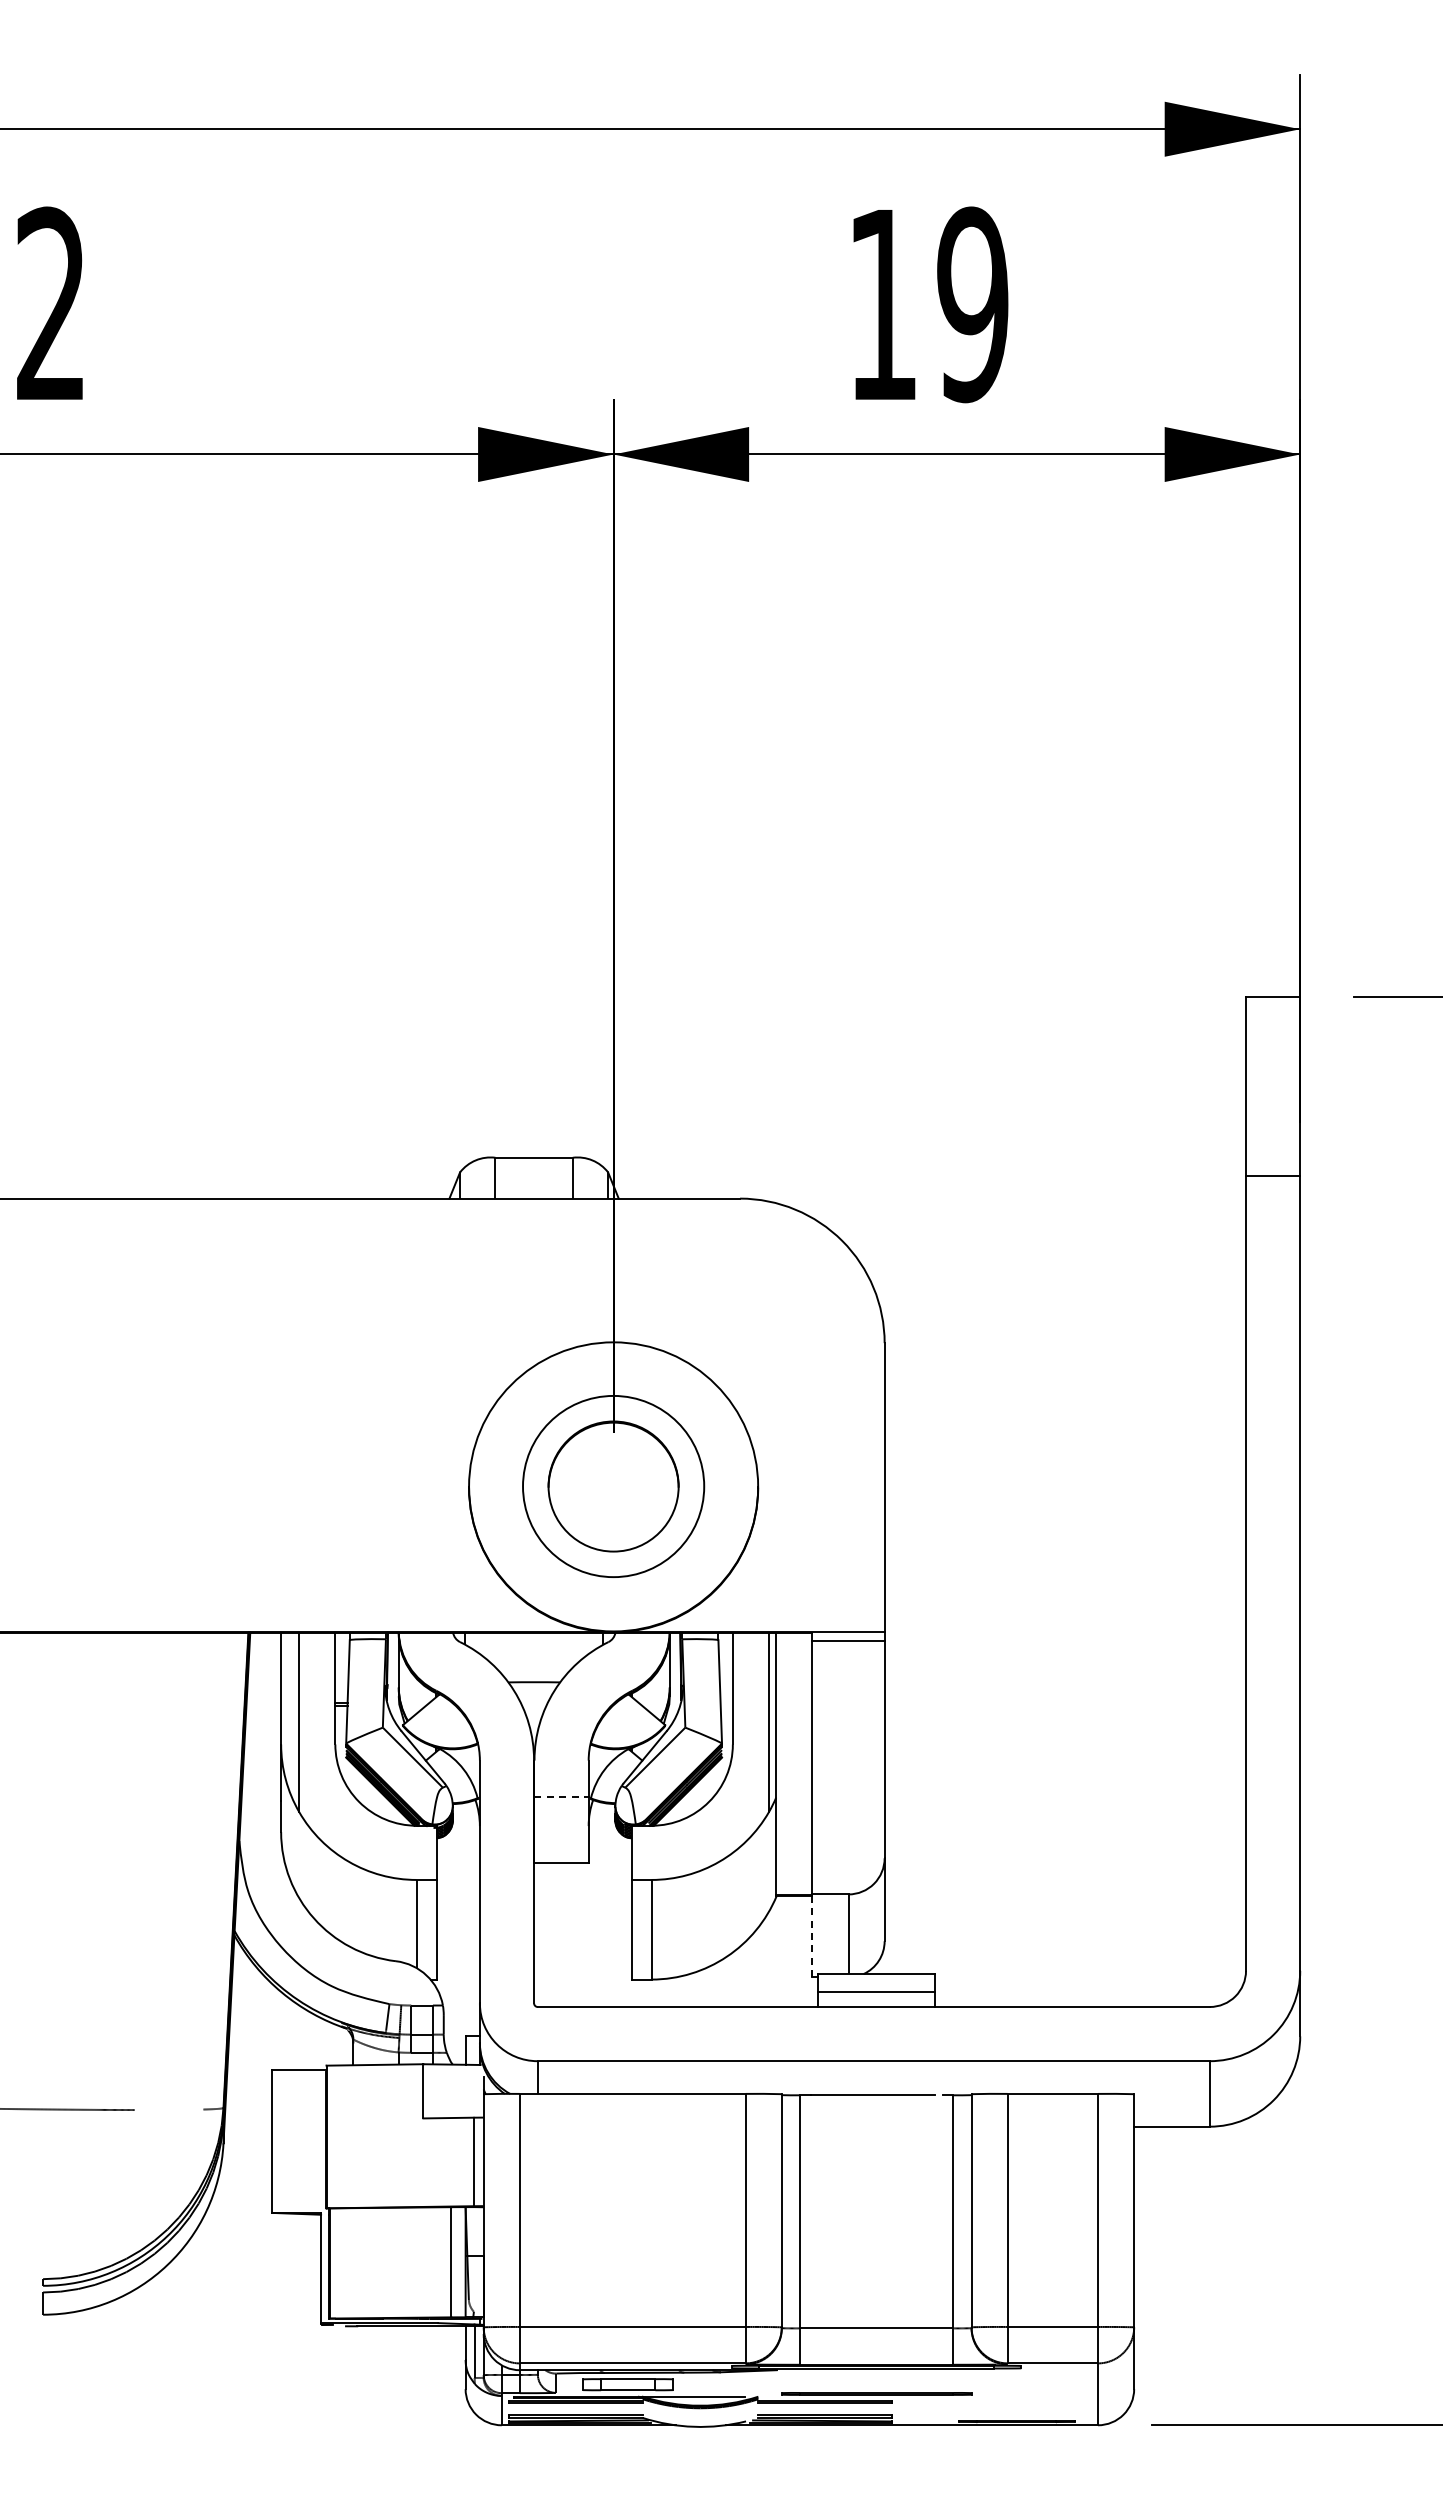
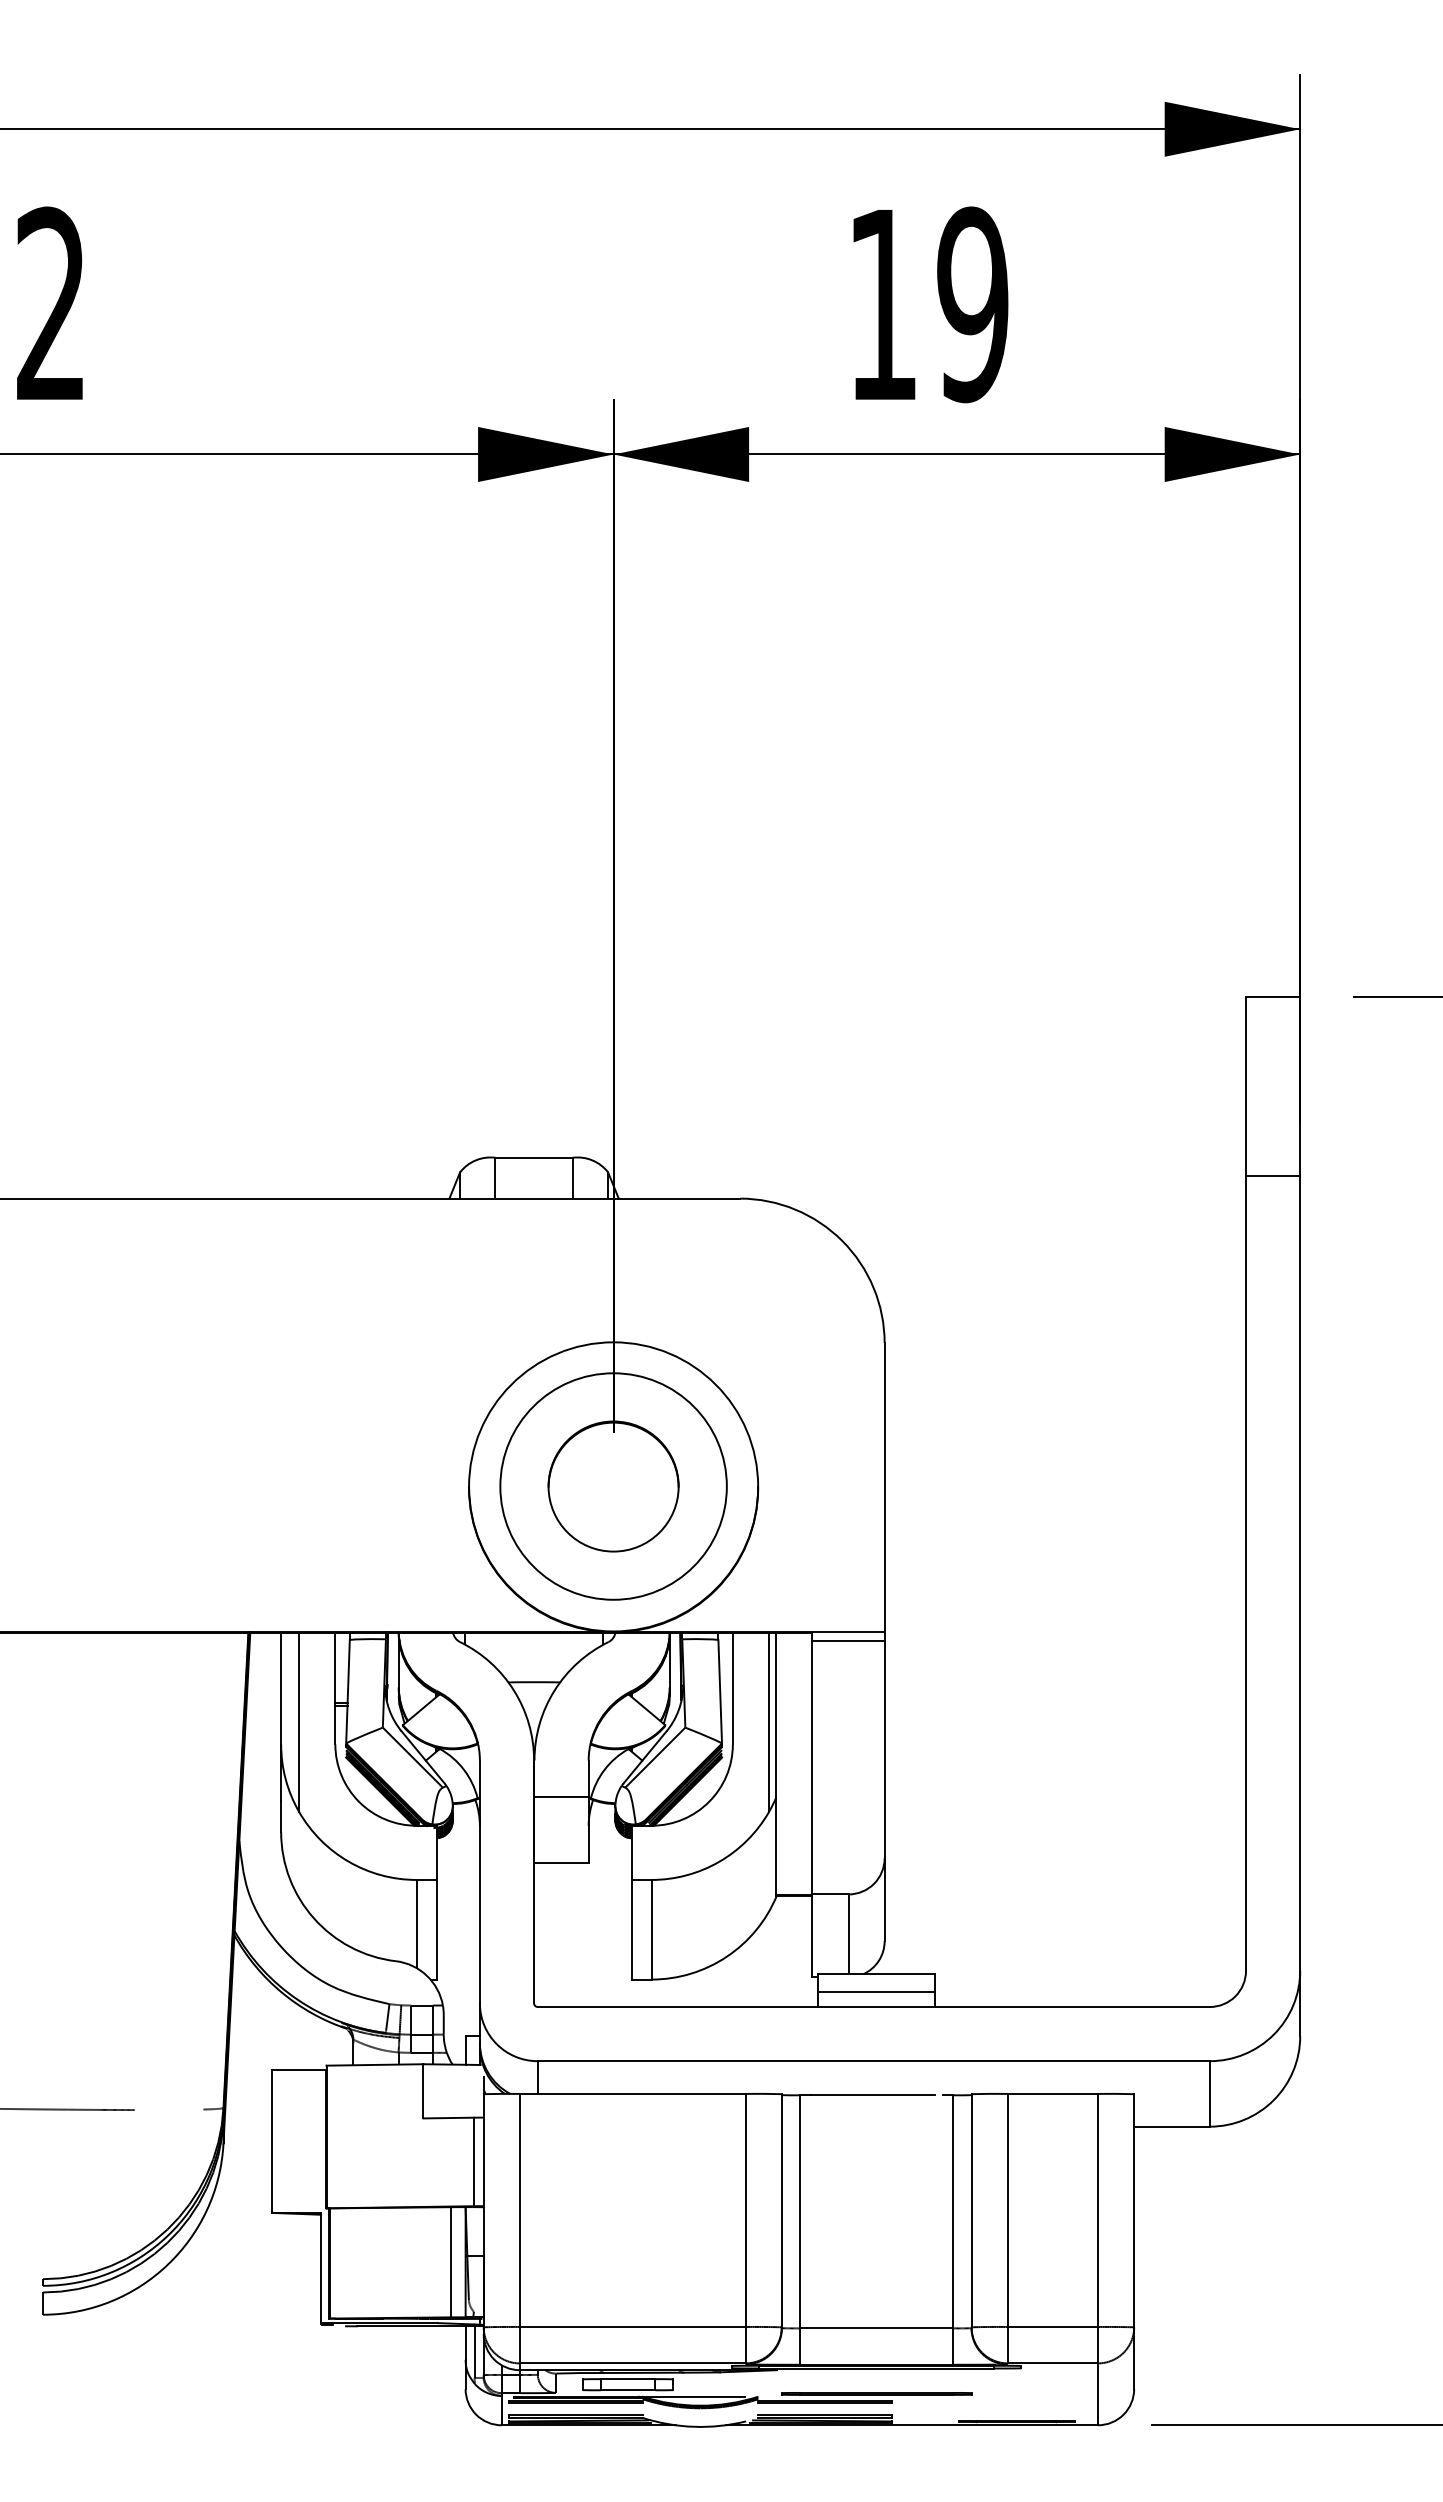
circle diameter: 181 px -> 227 px (613, 1486)
line: dashed -> solid (562, 1797)
line: dashed -> solid (812, 1936)
